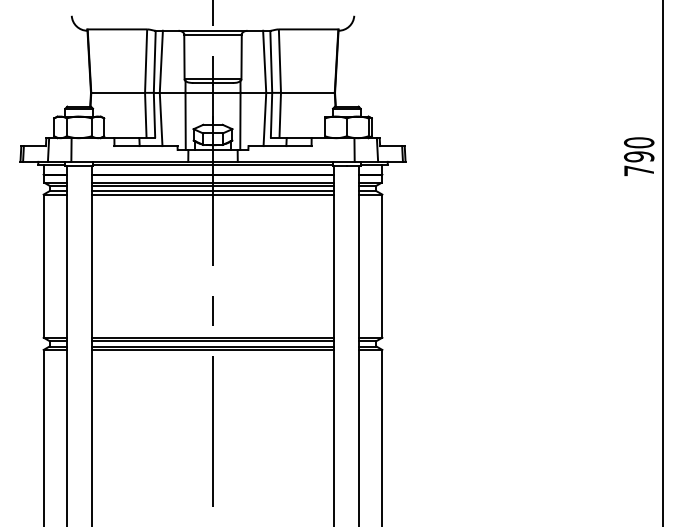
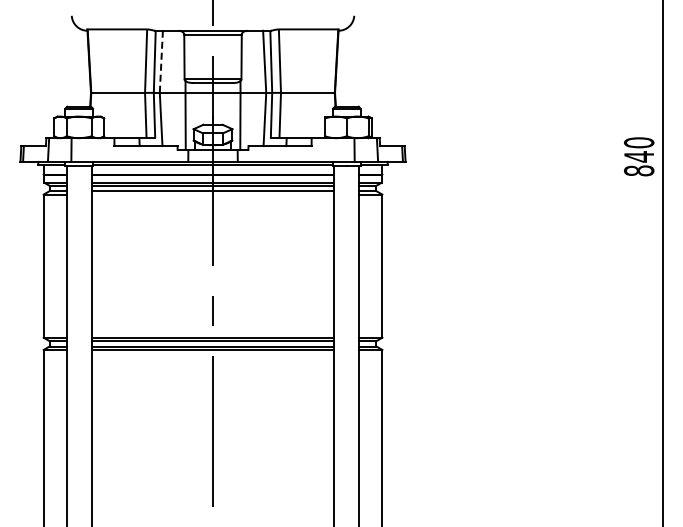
line: solid -> dashed (161, 62)
text: 790 -> 840 (639, 163)
line: present -> none (212, 194)
